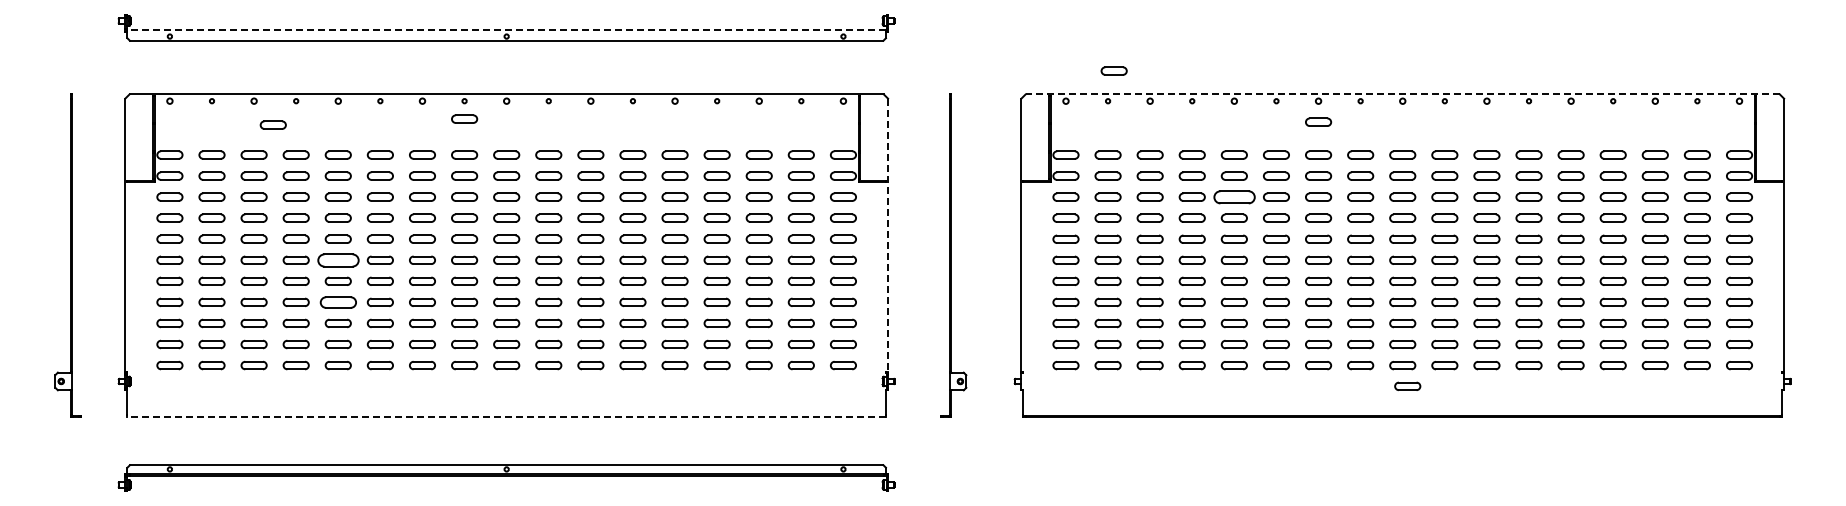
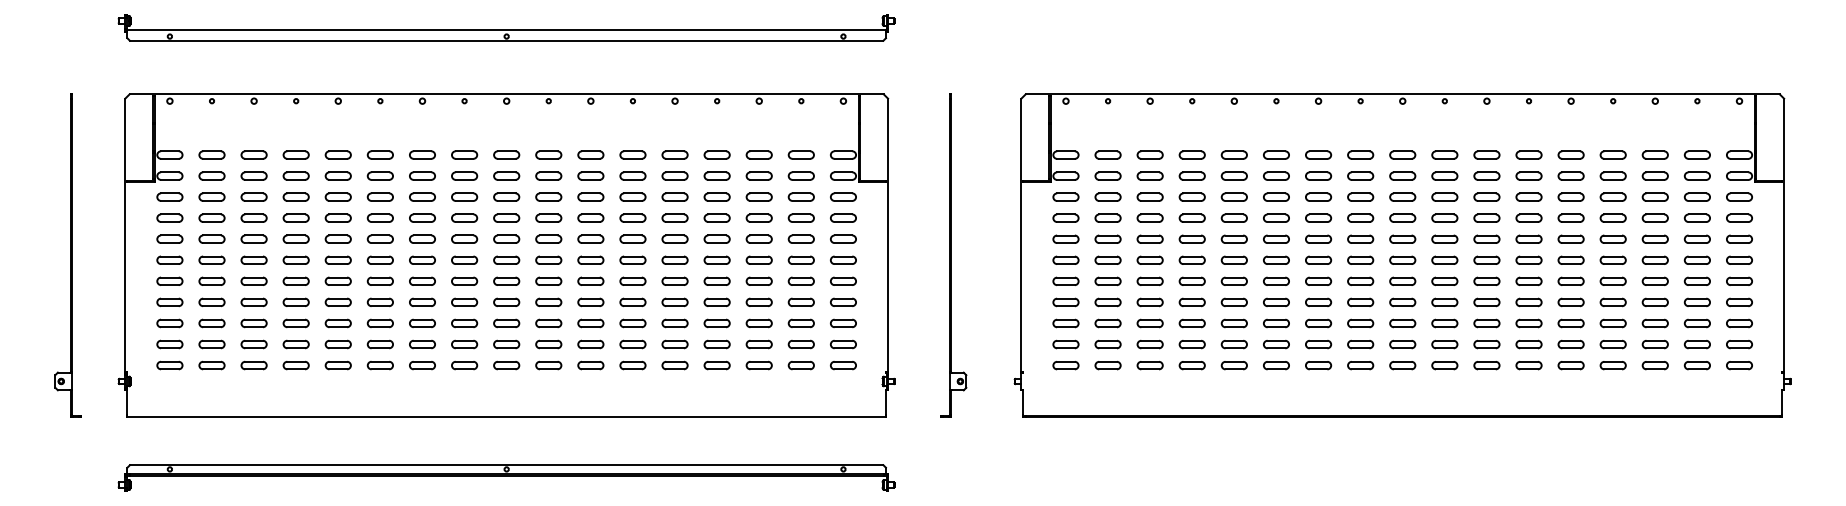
line: dashed -> solid (506, 30)
part: present -> none (1113, 70)
line: dashed -> solid (1402, 94)
part: present -> none (464, 118)
part: present -> none (1318, 121)
part: present -> none (272, 124)
part size: 43x15 px -> 28x10 px (1233, 196)
line: dashed -> solid (888, 235)
part size: 43x15 px -> 28x10 px (337, 259)
part size: 38x13 px -> 28x10 px (337, 301)
part: present -> none (1407, 385)
line: dashed -> solid (506, 417)
